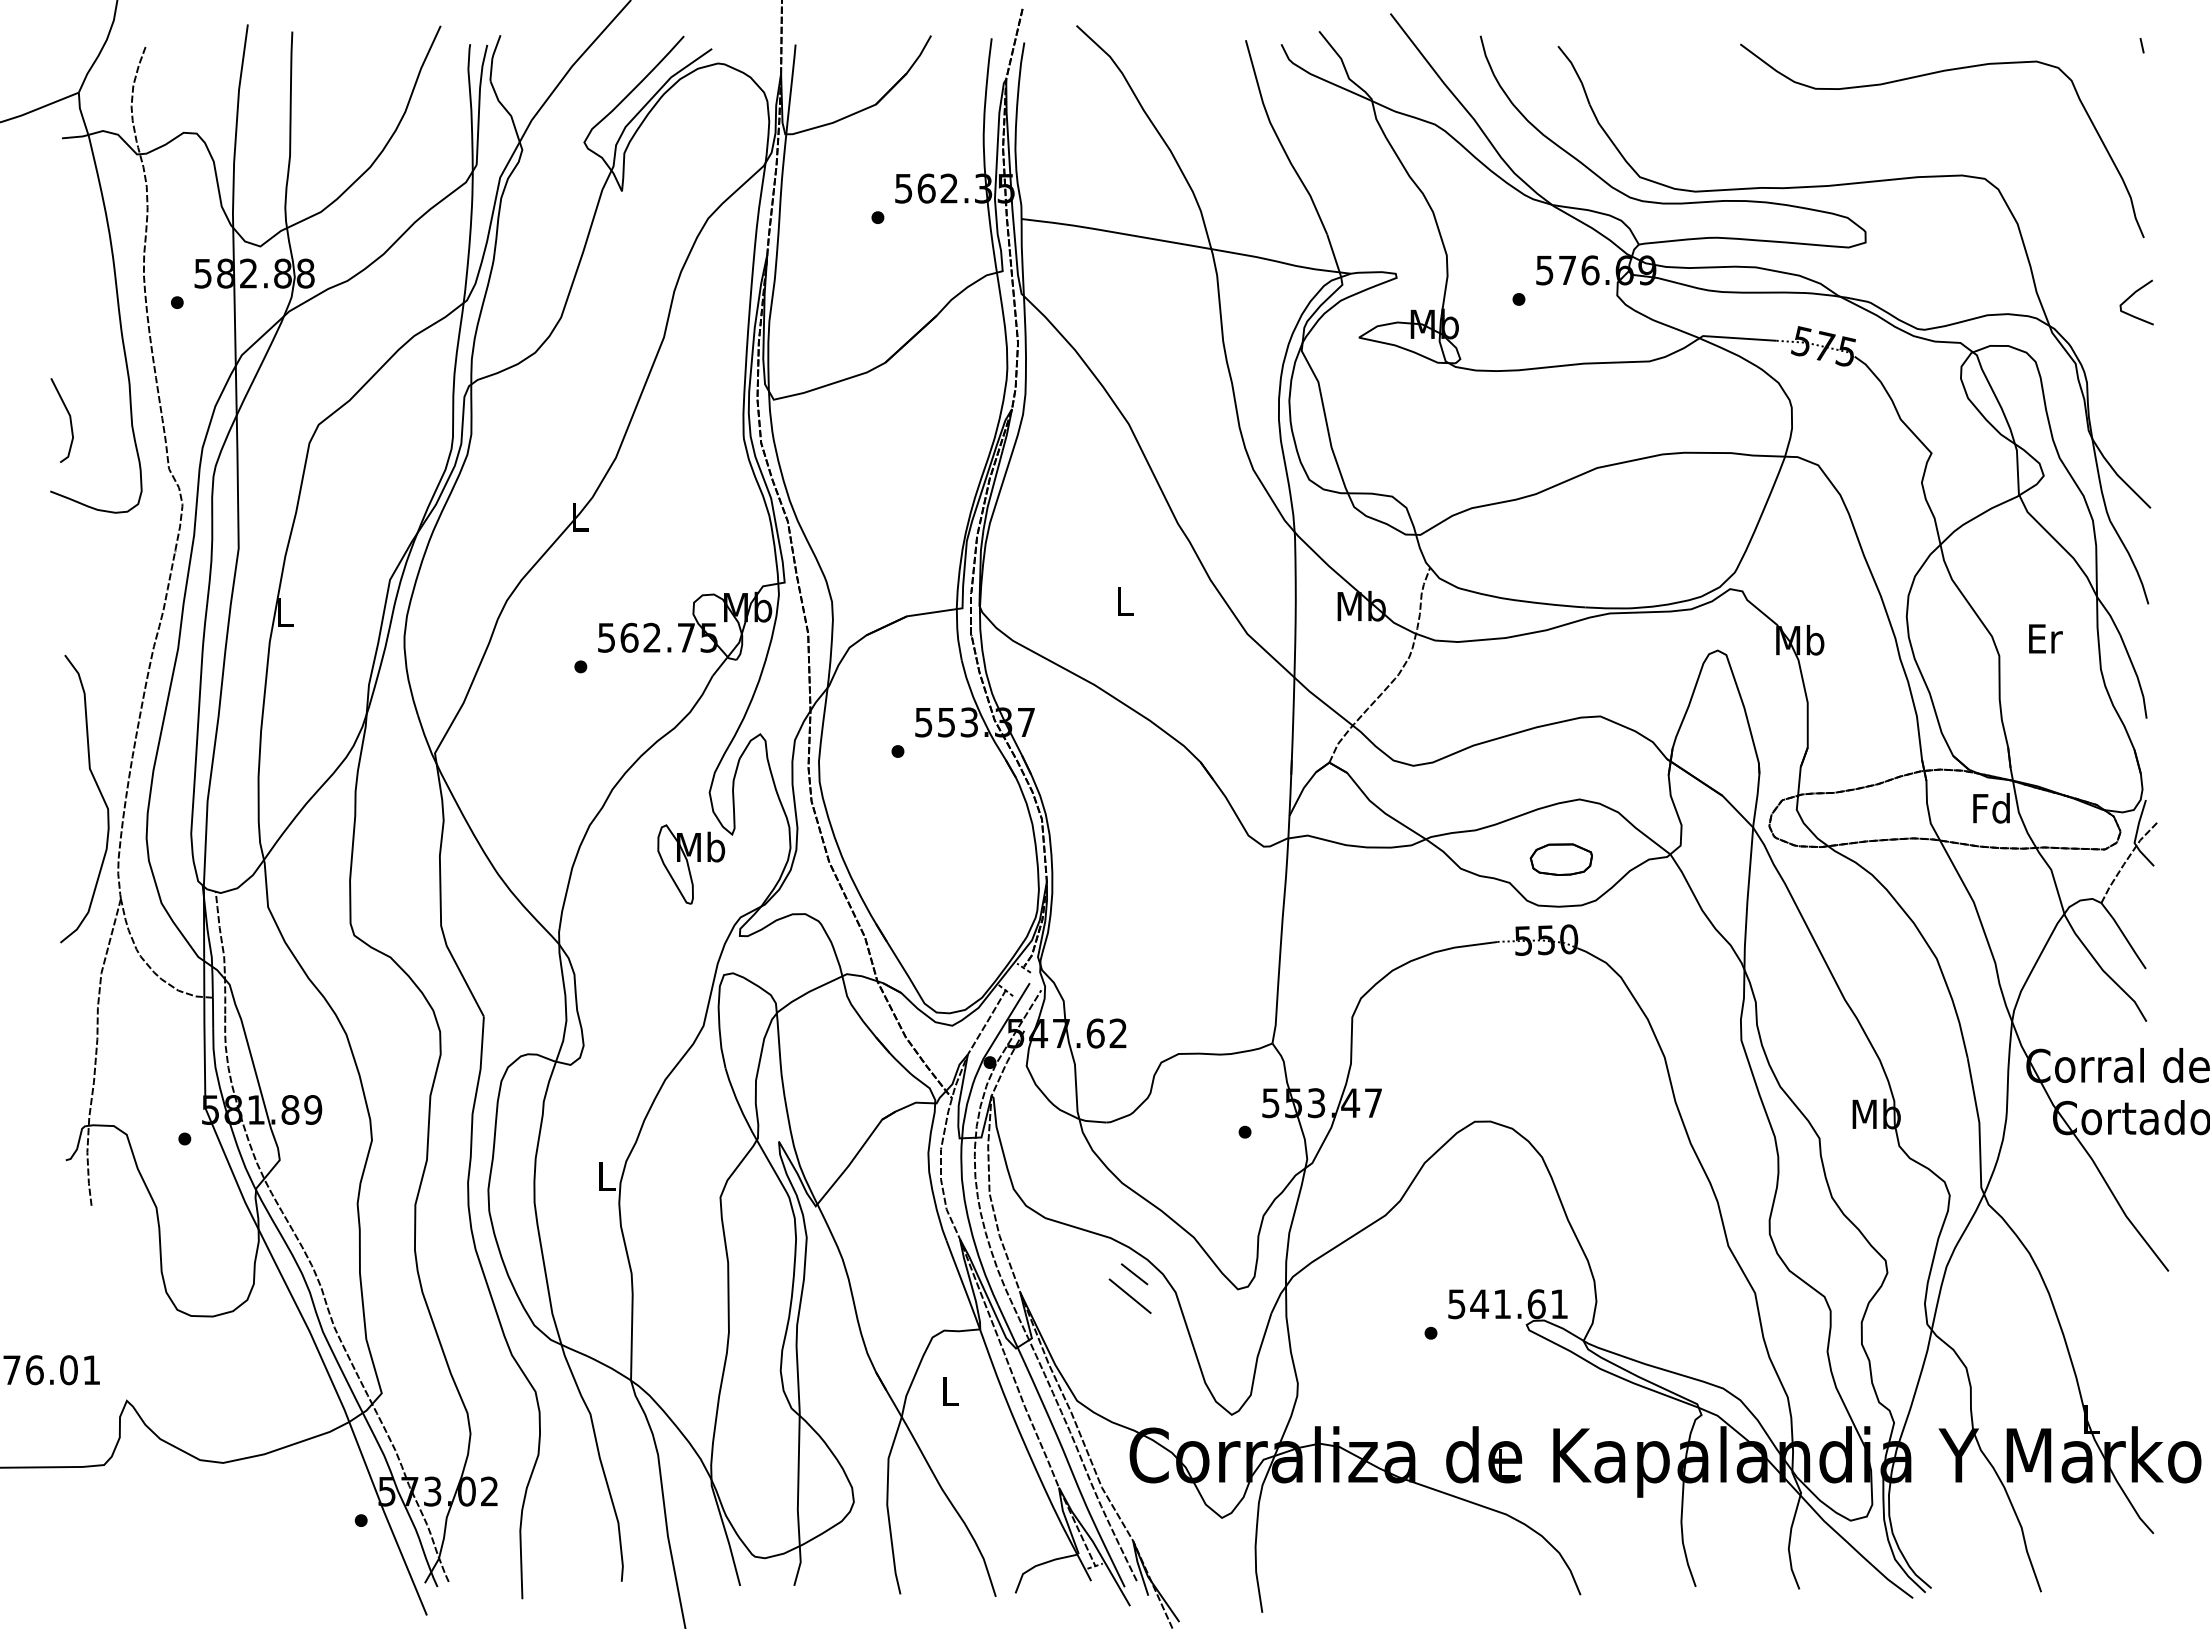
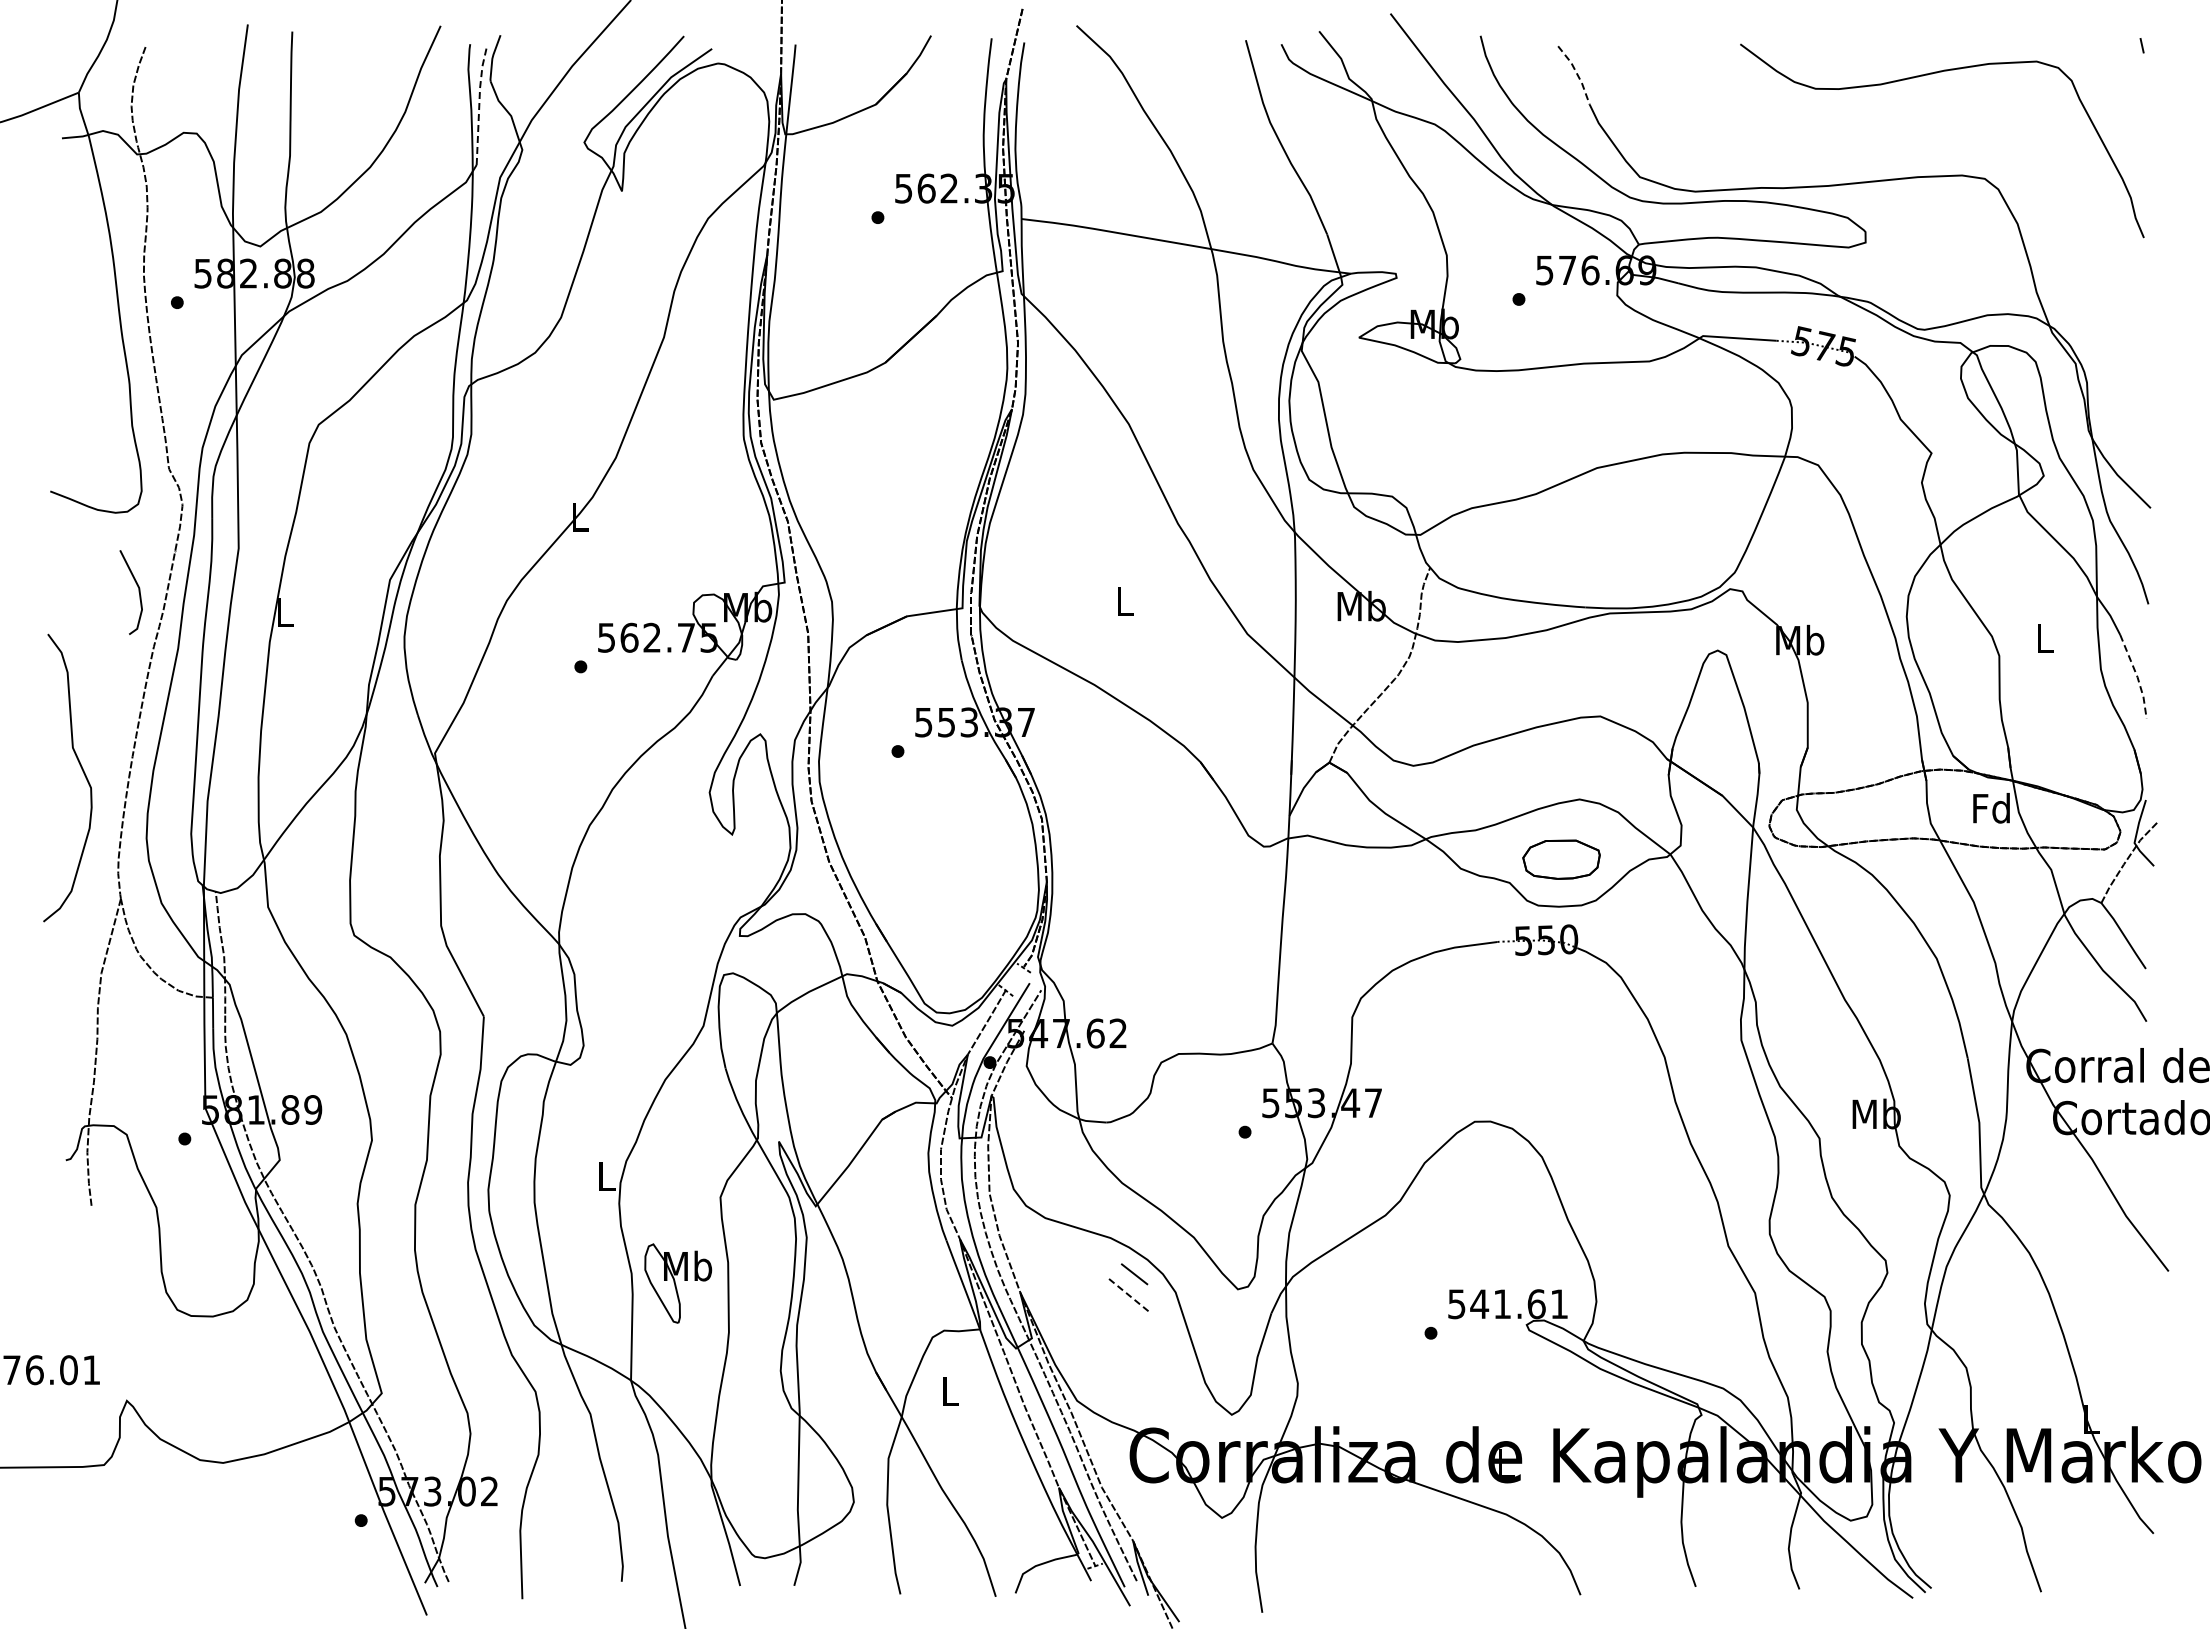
line: solid -> dashed (1576, 73)
line: solid -> dashed (479, 103)
curve: present -> none (2132, 296)
line position: (69, 420) -> (138, 592) (138, 592)
text: Er -> L (2045, 638)
line: solid -> dashed (2137, 677)
curve position: (98, 790) -> (81, 769) (81, 769)
part size: 64x33 px -> 79x41 px (1561, 859)
part position: (691, 864) -> (678, 1283) (678, 1283)
line: solid -> dashed (1130, 1296)
